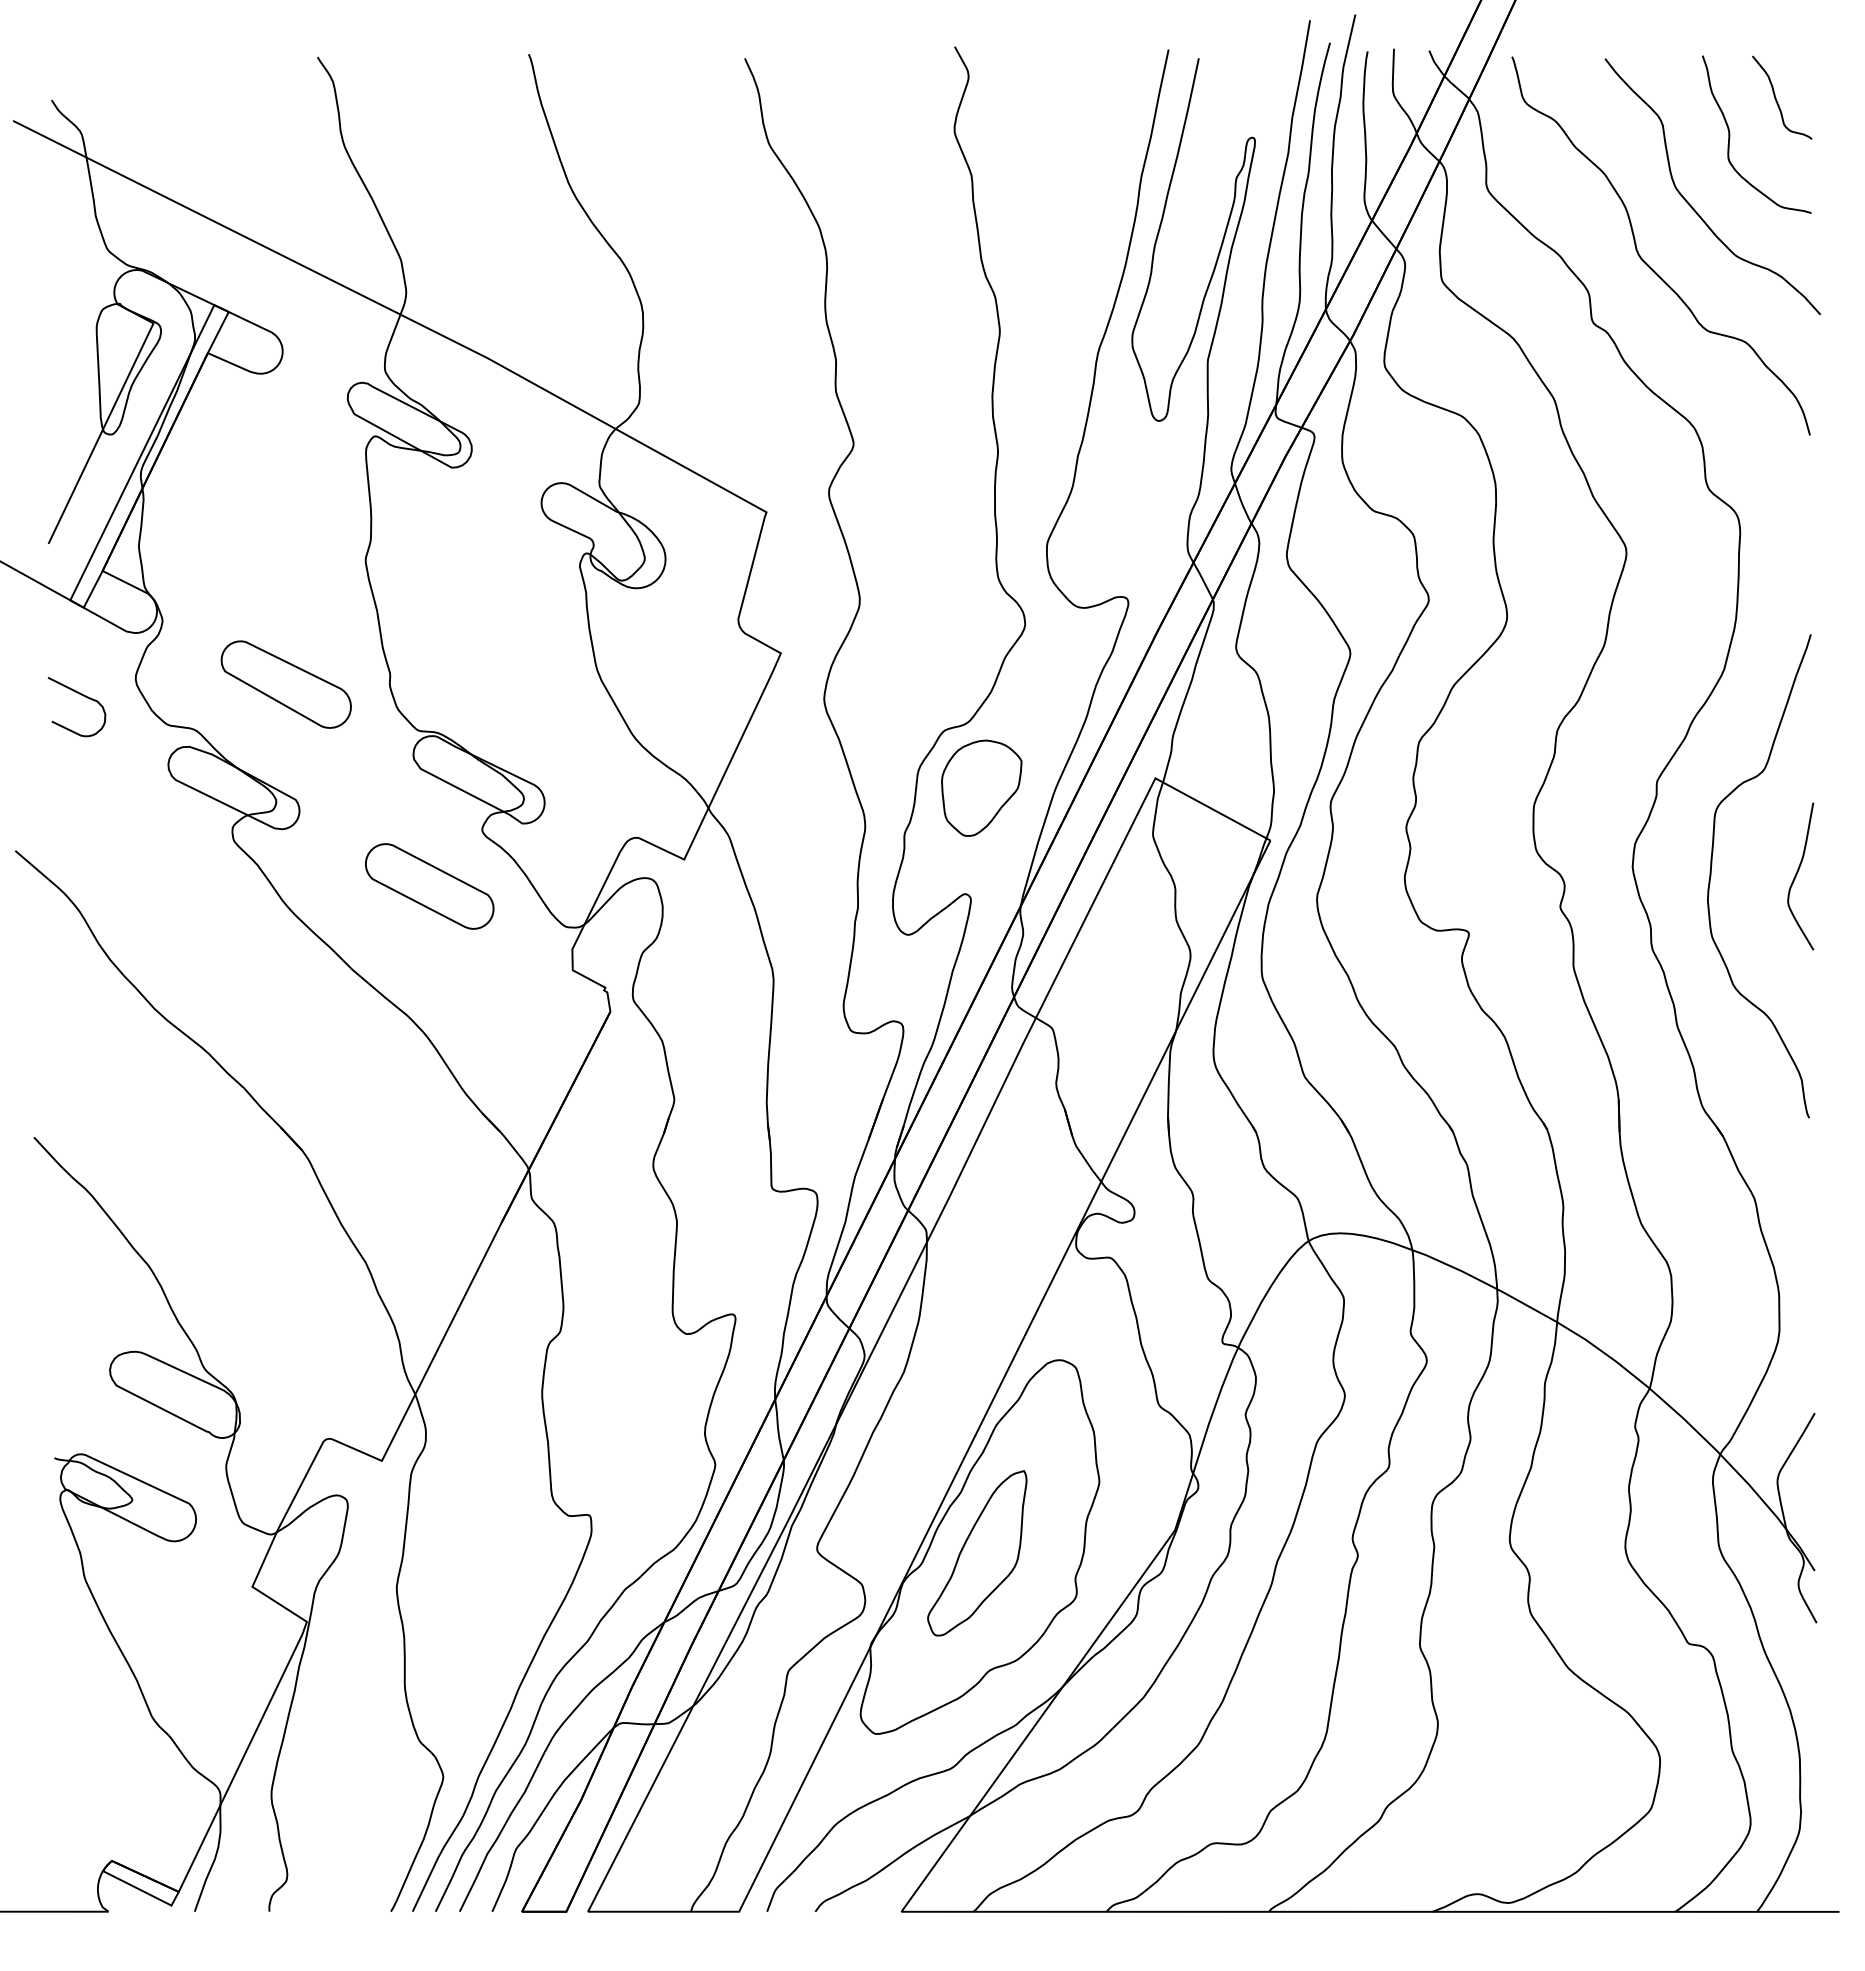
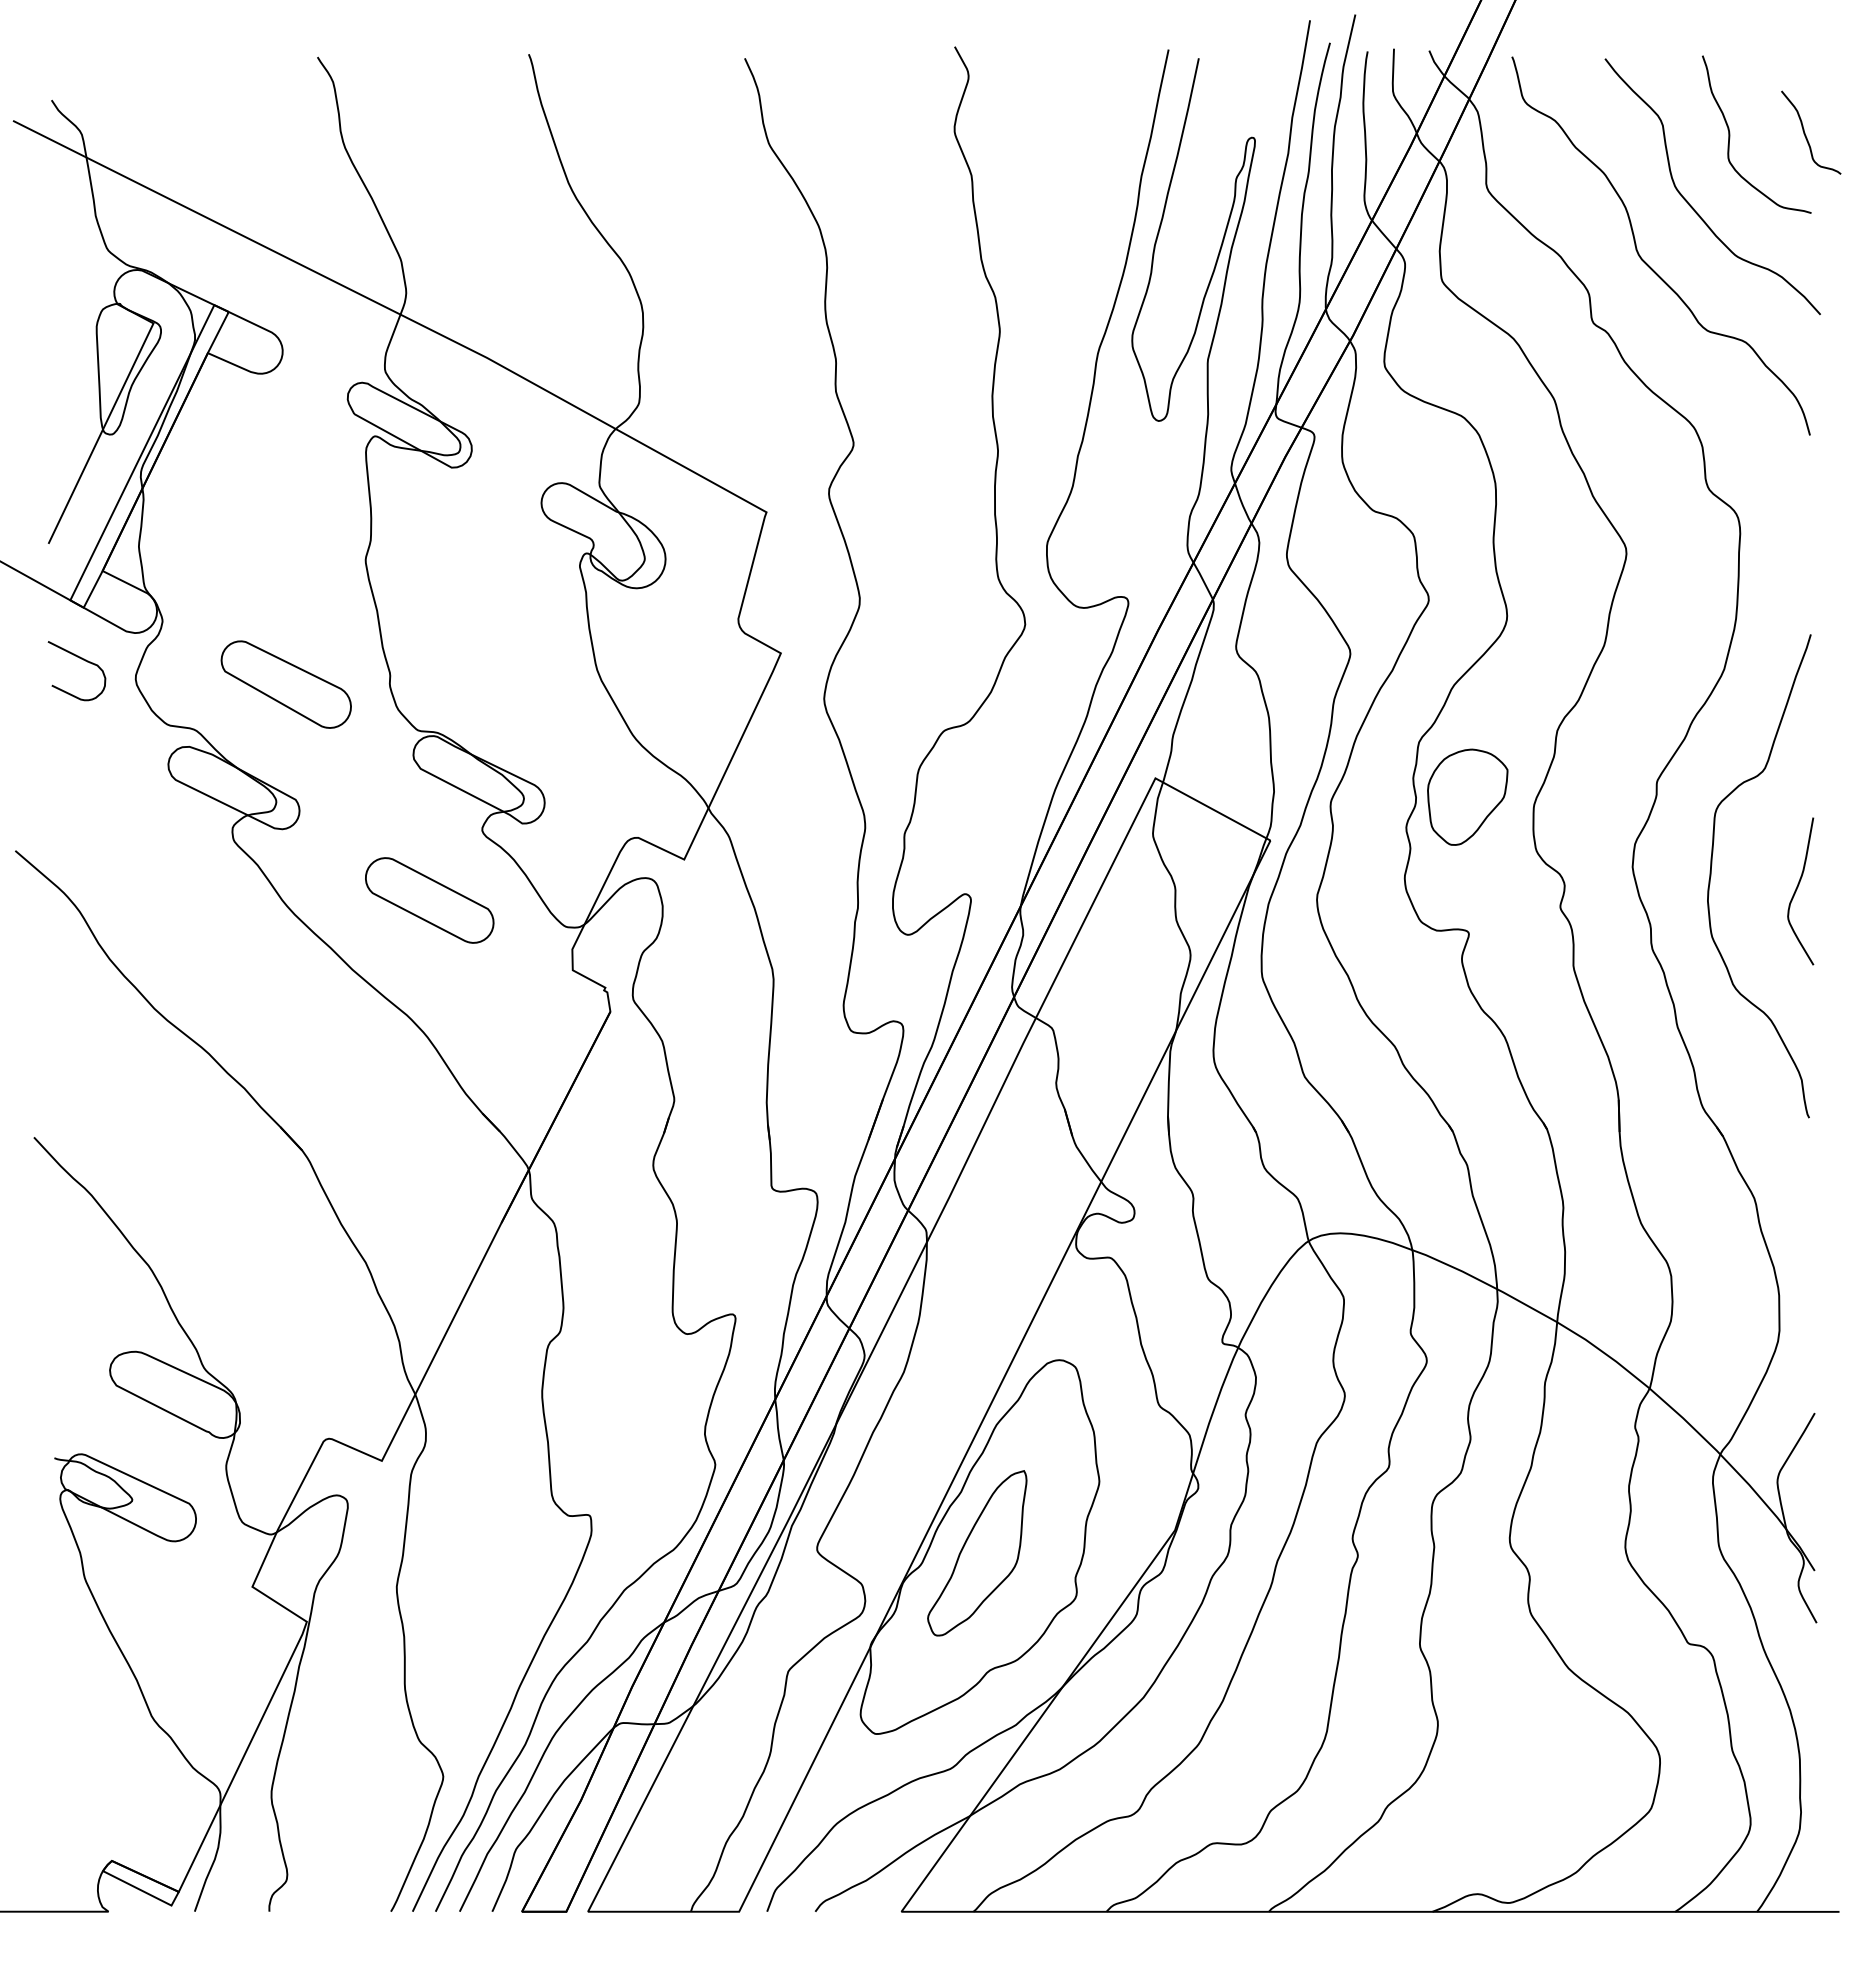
curve position: (1777, 100) -> (1806, 135) (1806, 135)
curve position: (81, 695) -> (81, 659) (81, 659)
part position: (981, 787) -> (1467, 796) (1467, 796)
curve position: (1797, 874) -> (1797, 889) (1797, 889)
part position: (429, 886) -> (429, 900) (429, 900)
